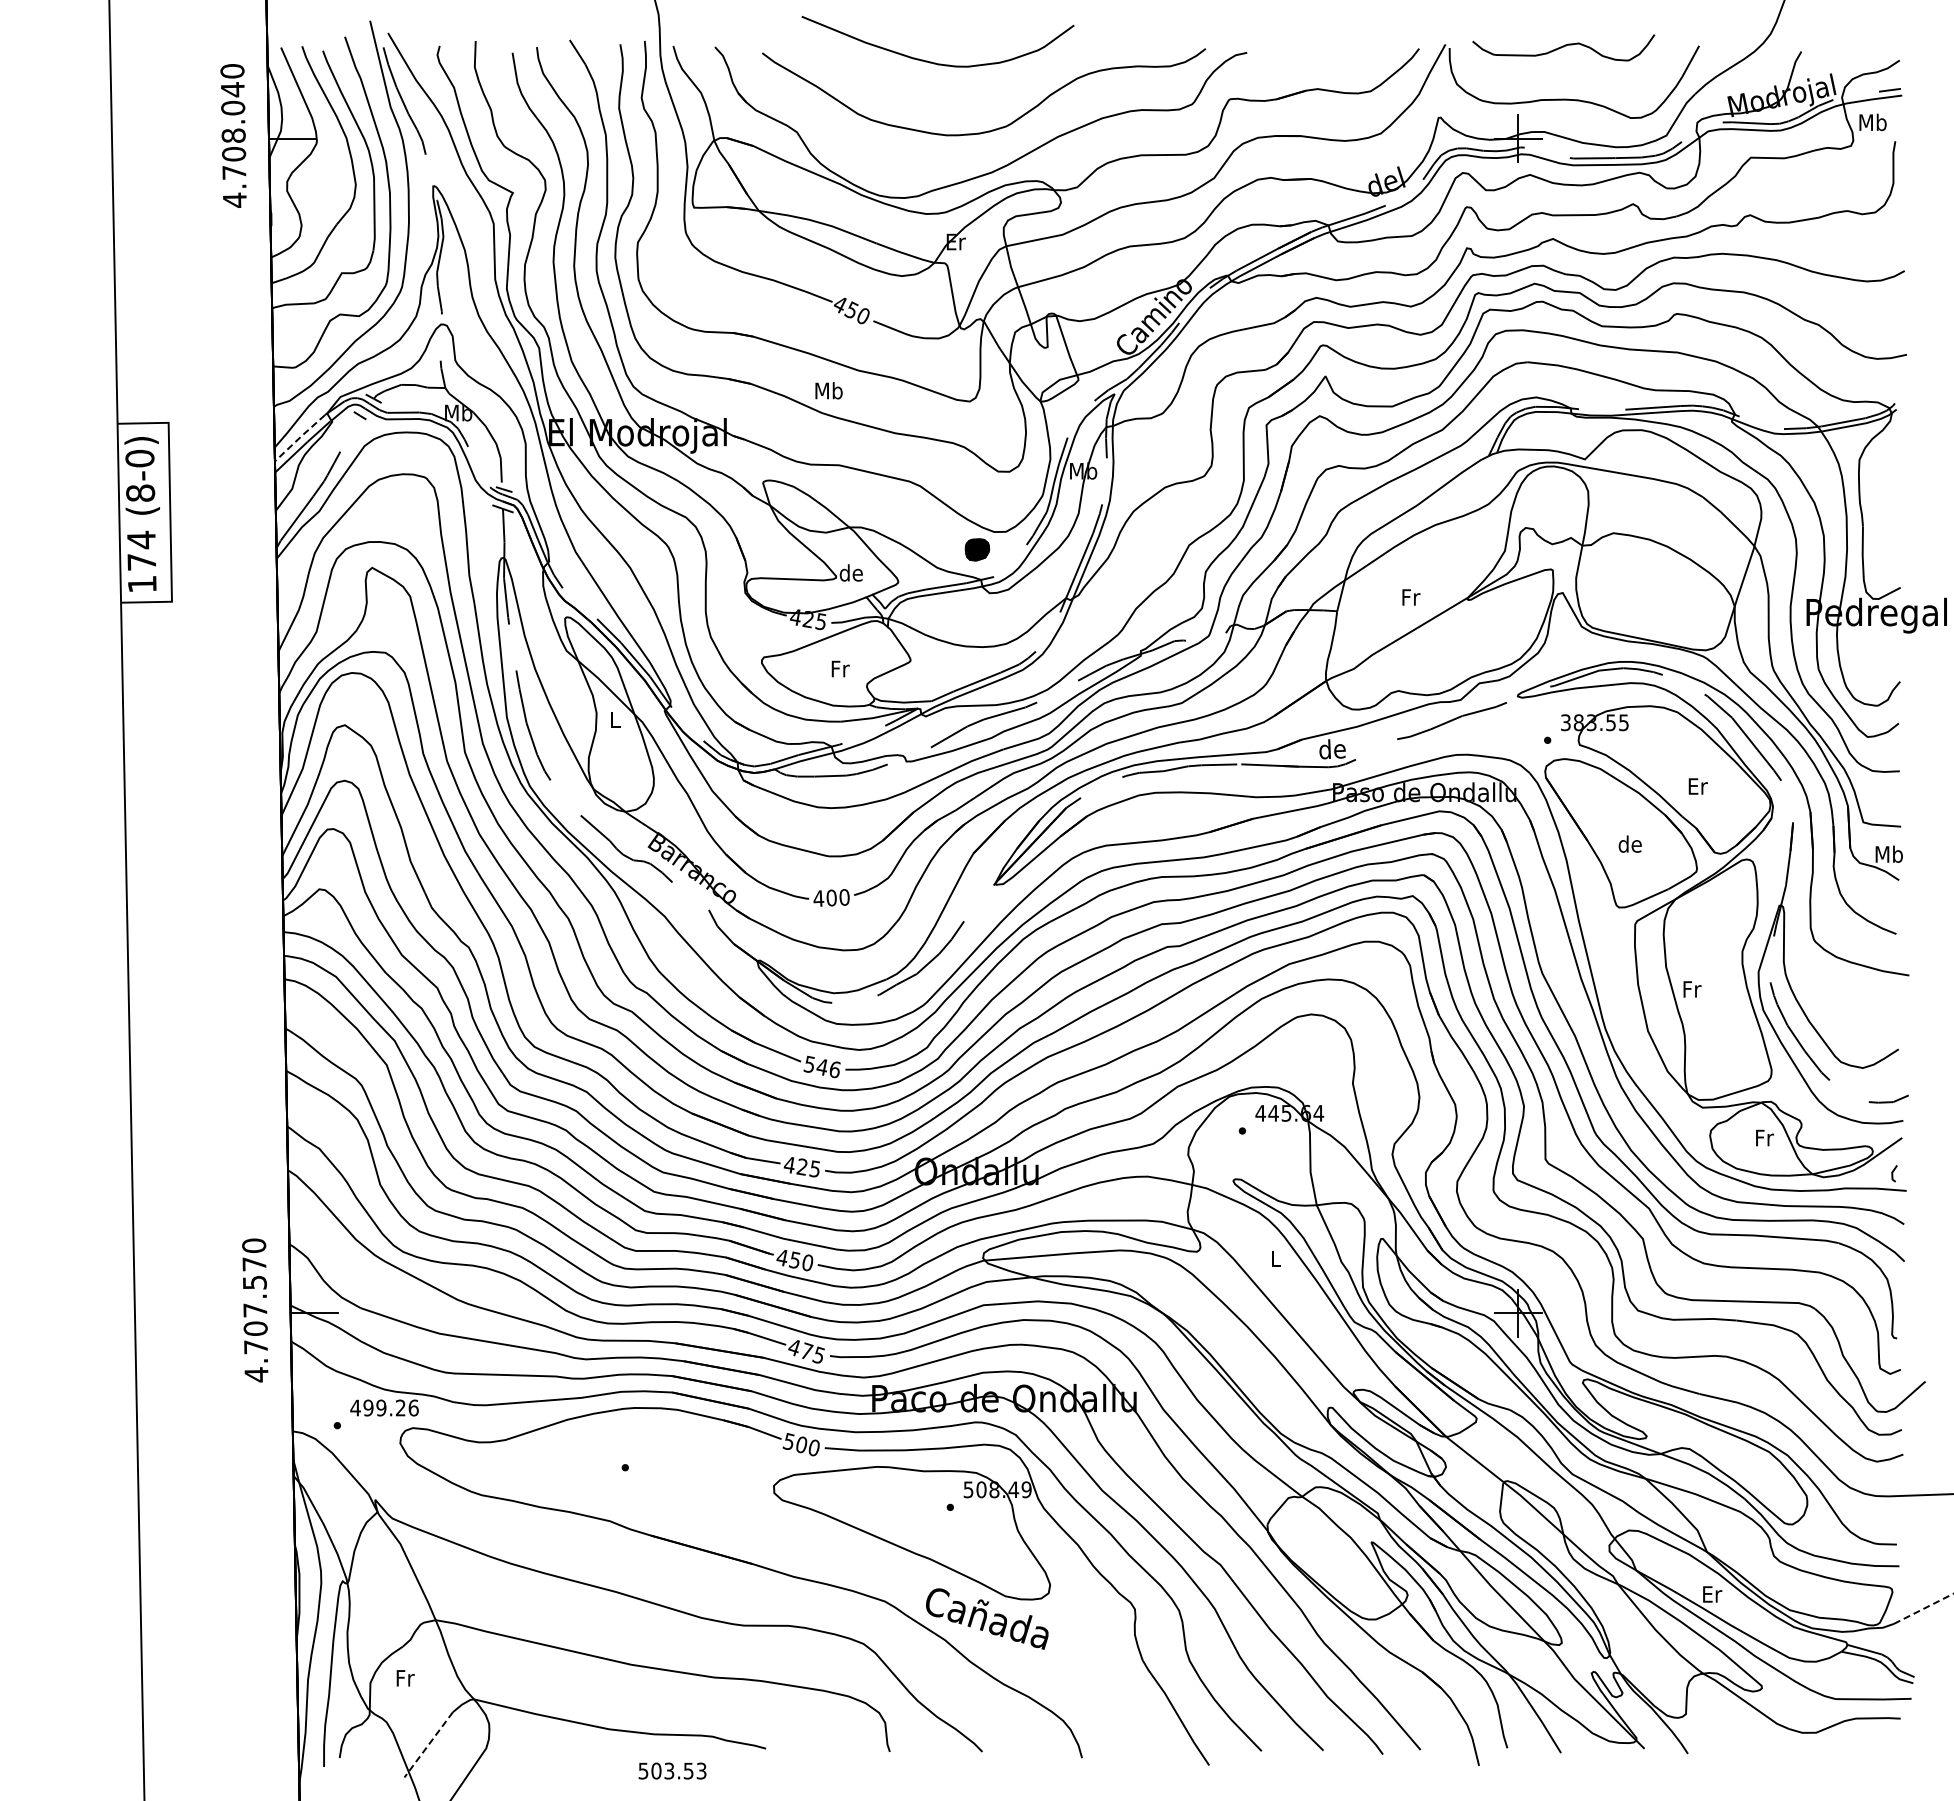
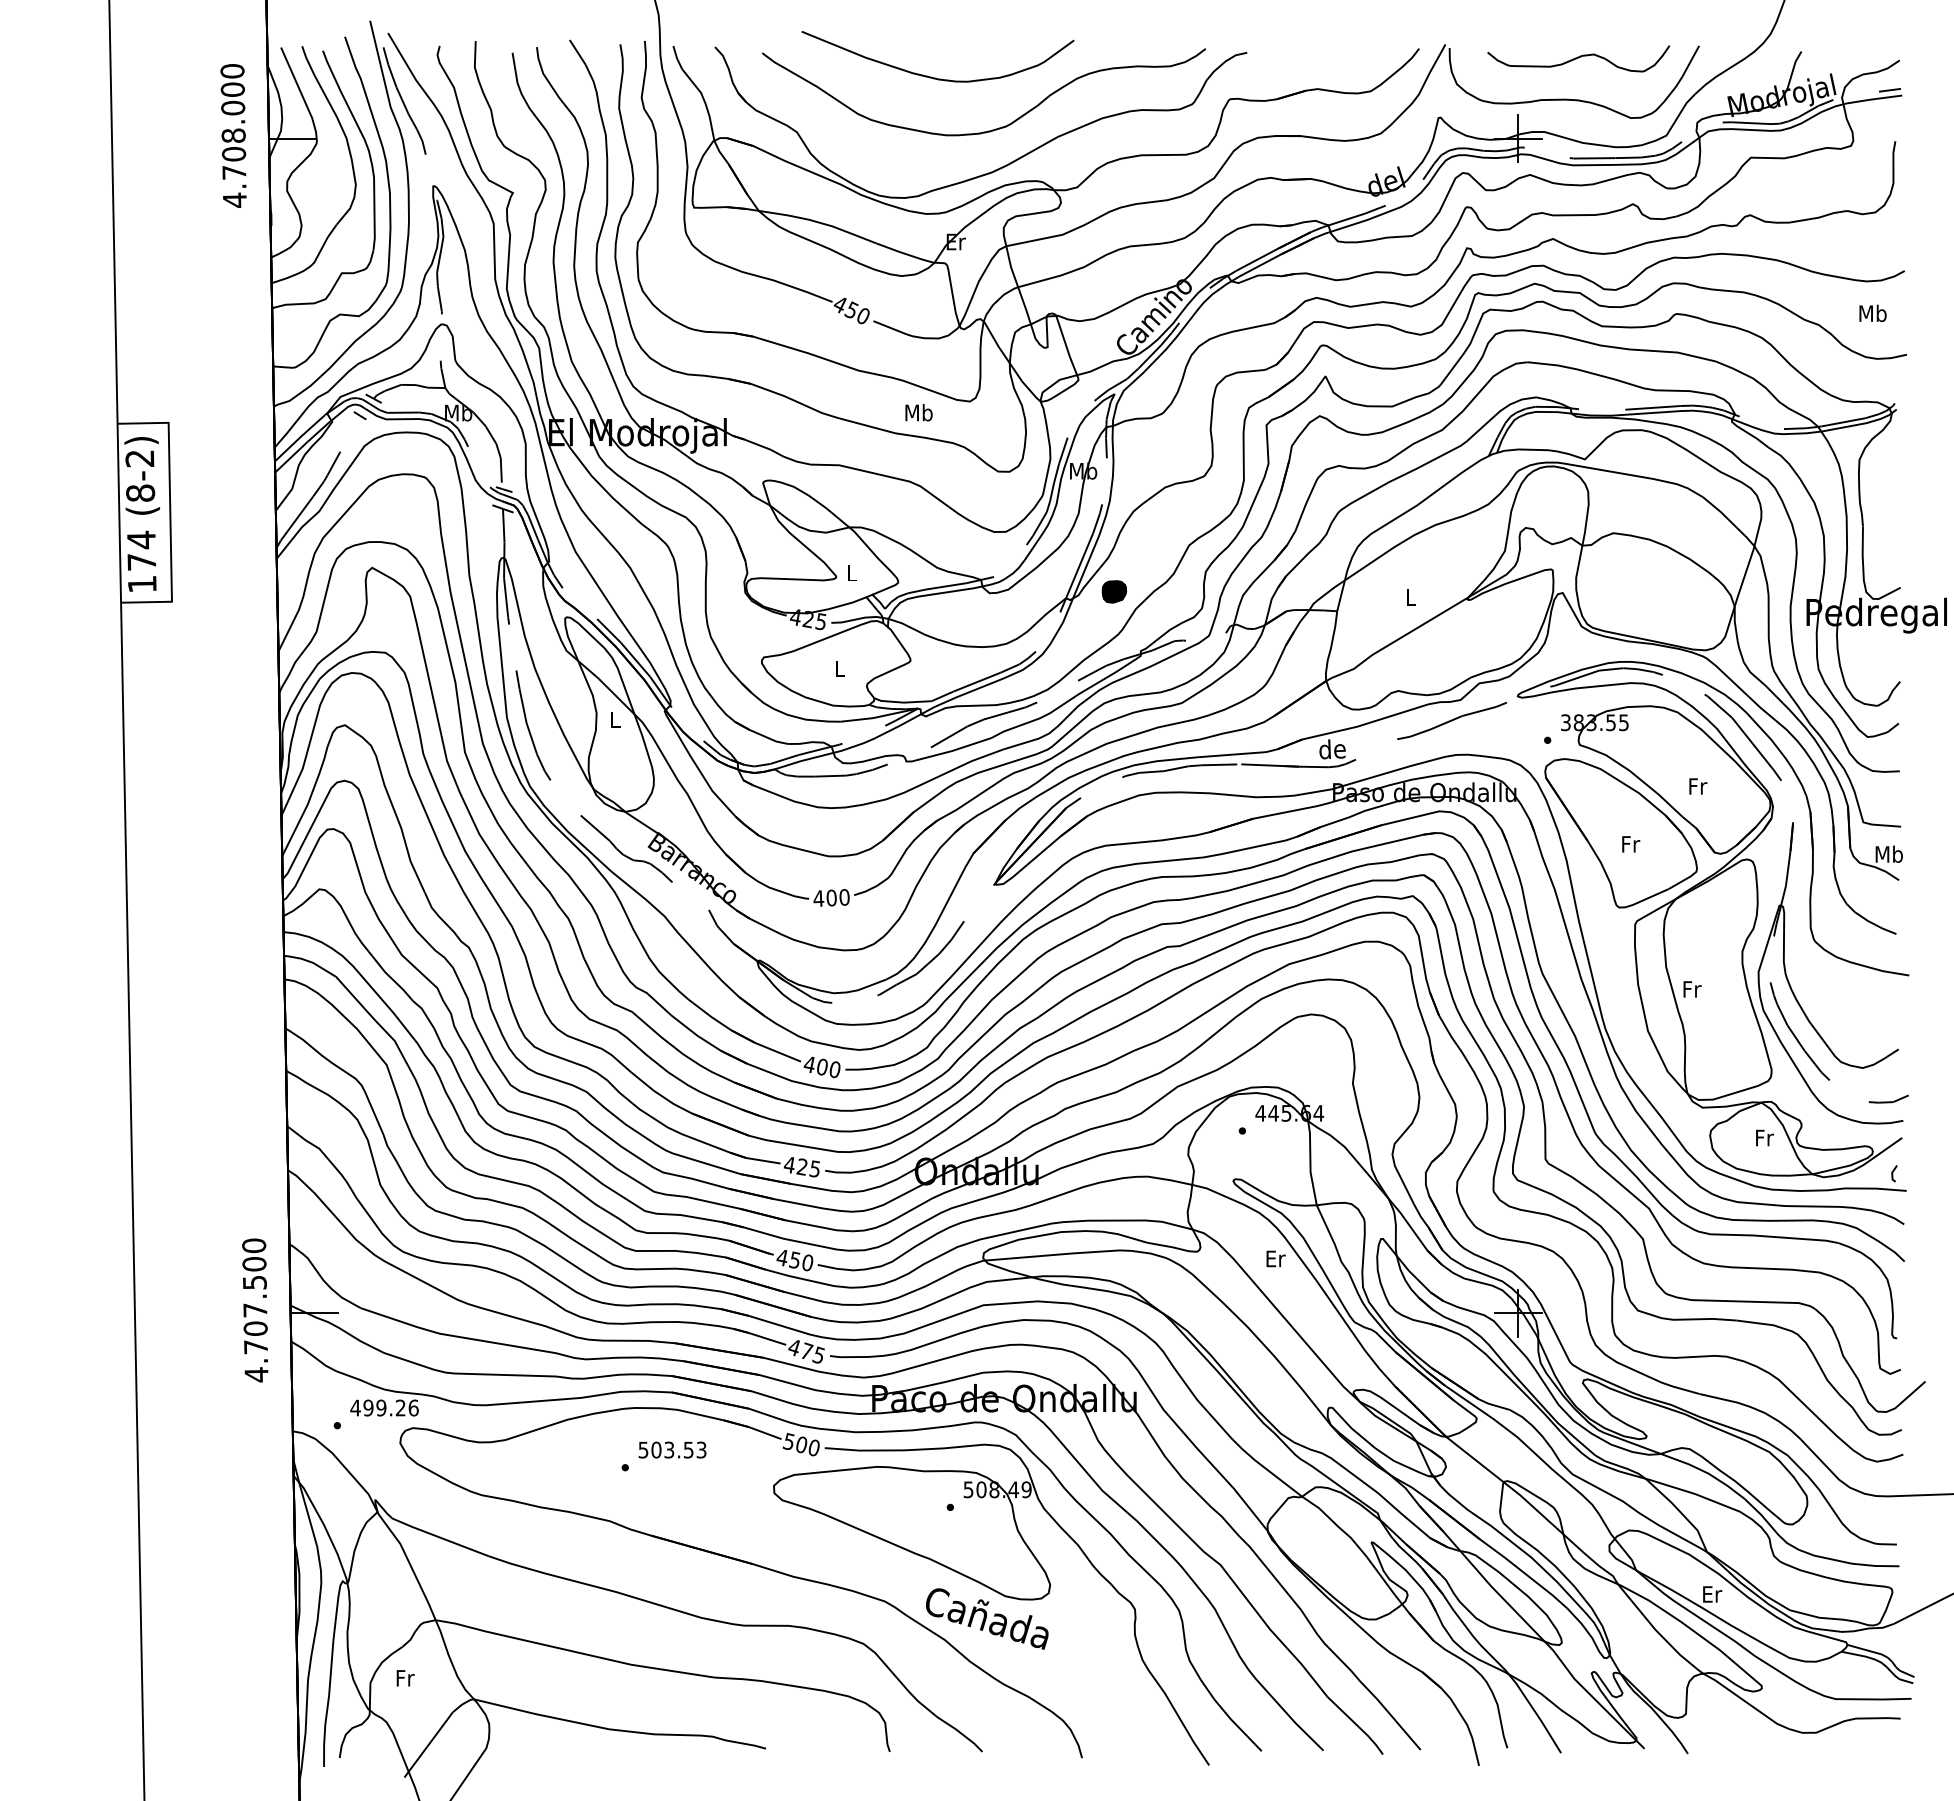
part position: (1563, 47) -> (1578, 58) (1578, 58)
curve position: (931, 61) -> (931, 76) (931, 76)
text: 4.708.040 -> 4.708.000 (232, 89)
text position: (1872, 122) -> (1872, 313) (1872, 313)
text position: (828, 390) -> (918, 412) (918, 412)
line: dashed -> solid (299, 437)
text: (8-0) -> (8-2) (139, 458)
part position: (977, 549) -> (1114, 591) (1114, 591)
text: de -> L (850, 572)
text: Fr -> L (1411, 597)
text: Fr -> L (840, 668)
text: Er -> Fr (1697, 786)
text: de -> Fr (1629, 843)
text: 546 -> 400 (821, 1066)
text: L -> Er (1275, 1258)
text: 4.707.570 -> 4.707.500 (254, 1264)
line: dashed -> solid (1923, 1608)
line: dashed -> solid (428, 1744)
text position: (672, 1770) -> (672, 1449) (672, 1449)
